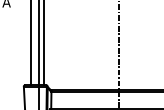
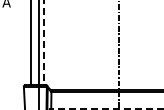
line: solid -> dashed (43, 43)
line: solid -> dashed (106, 108)
